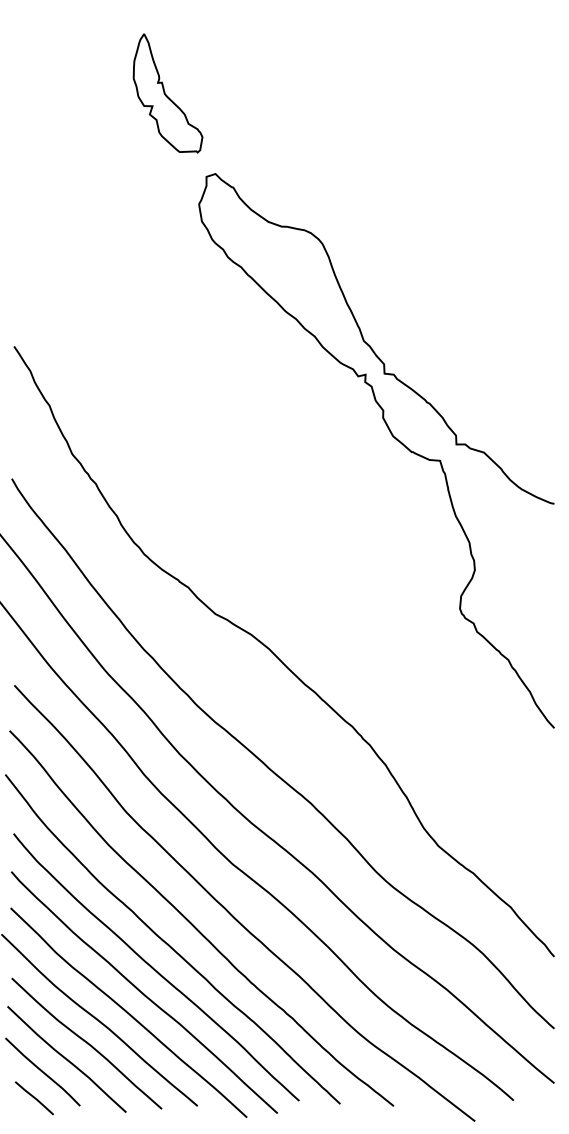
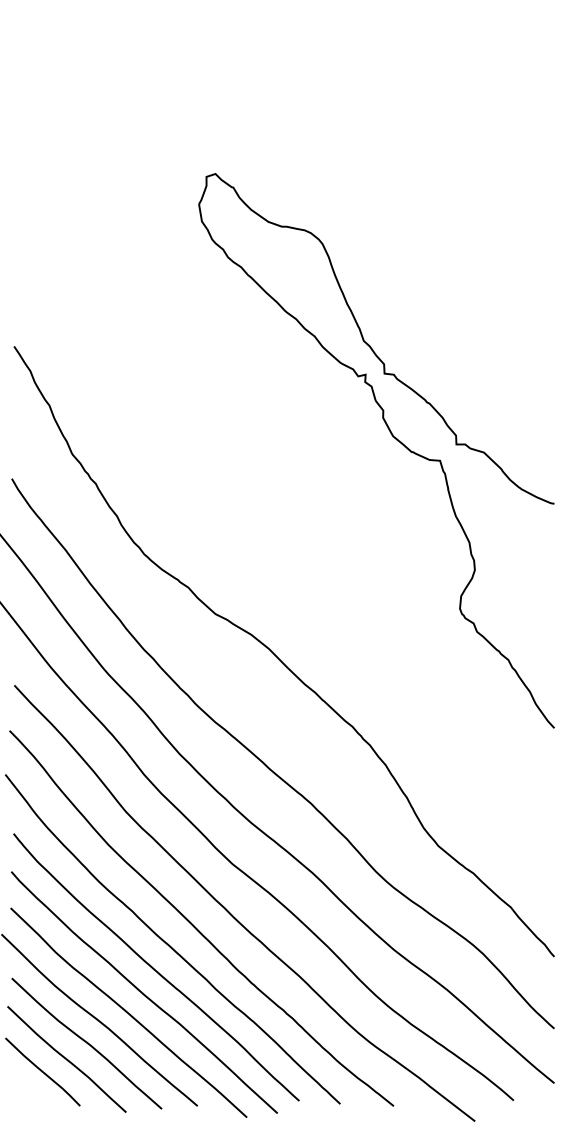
part: present -> none (167, 93)
line: present -> none (34, 1098)
